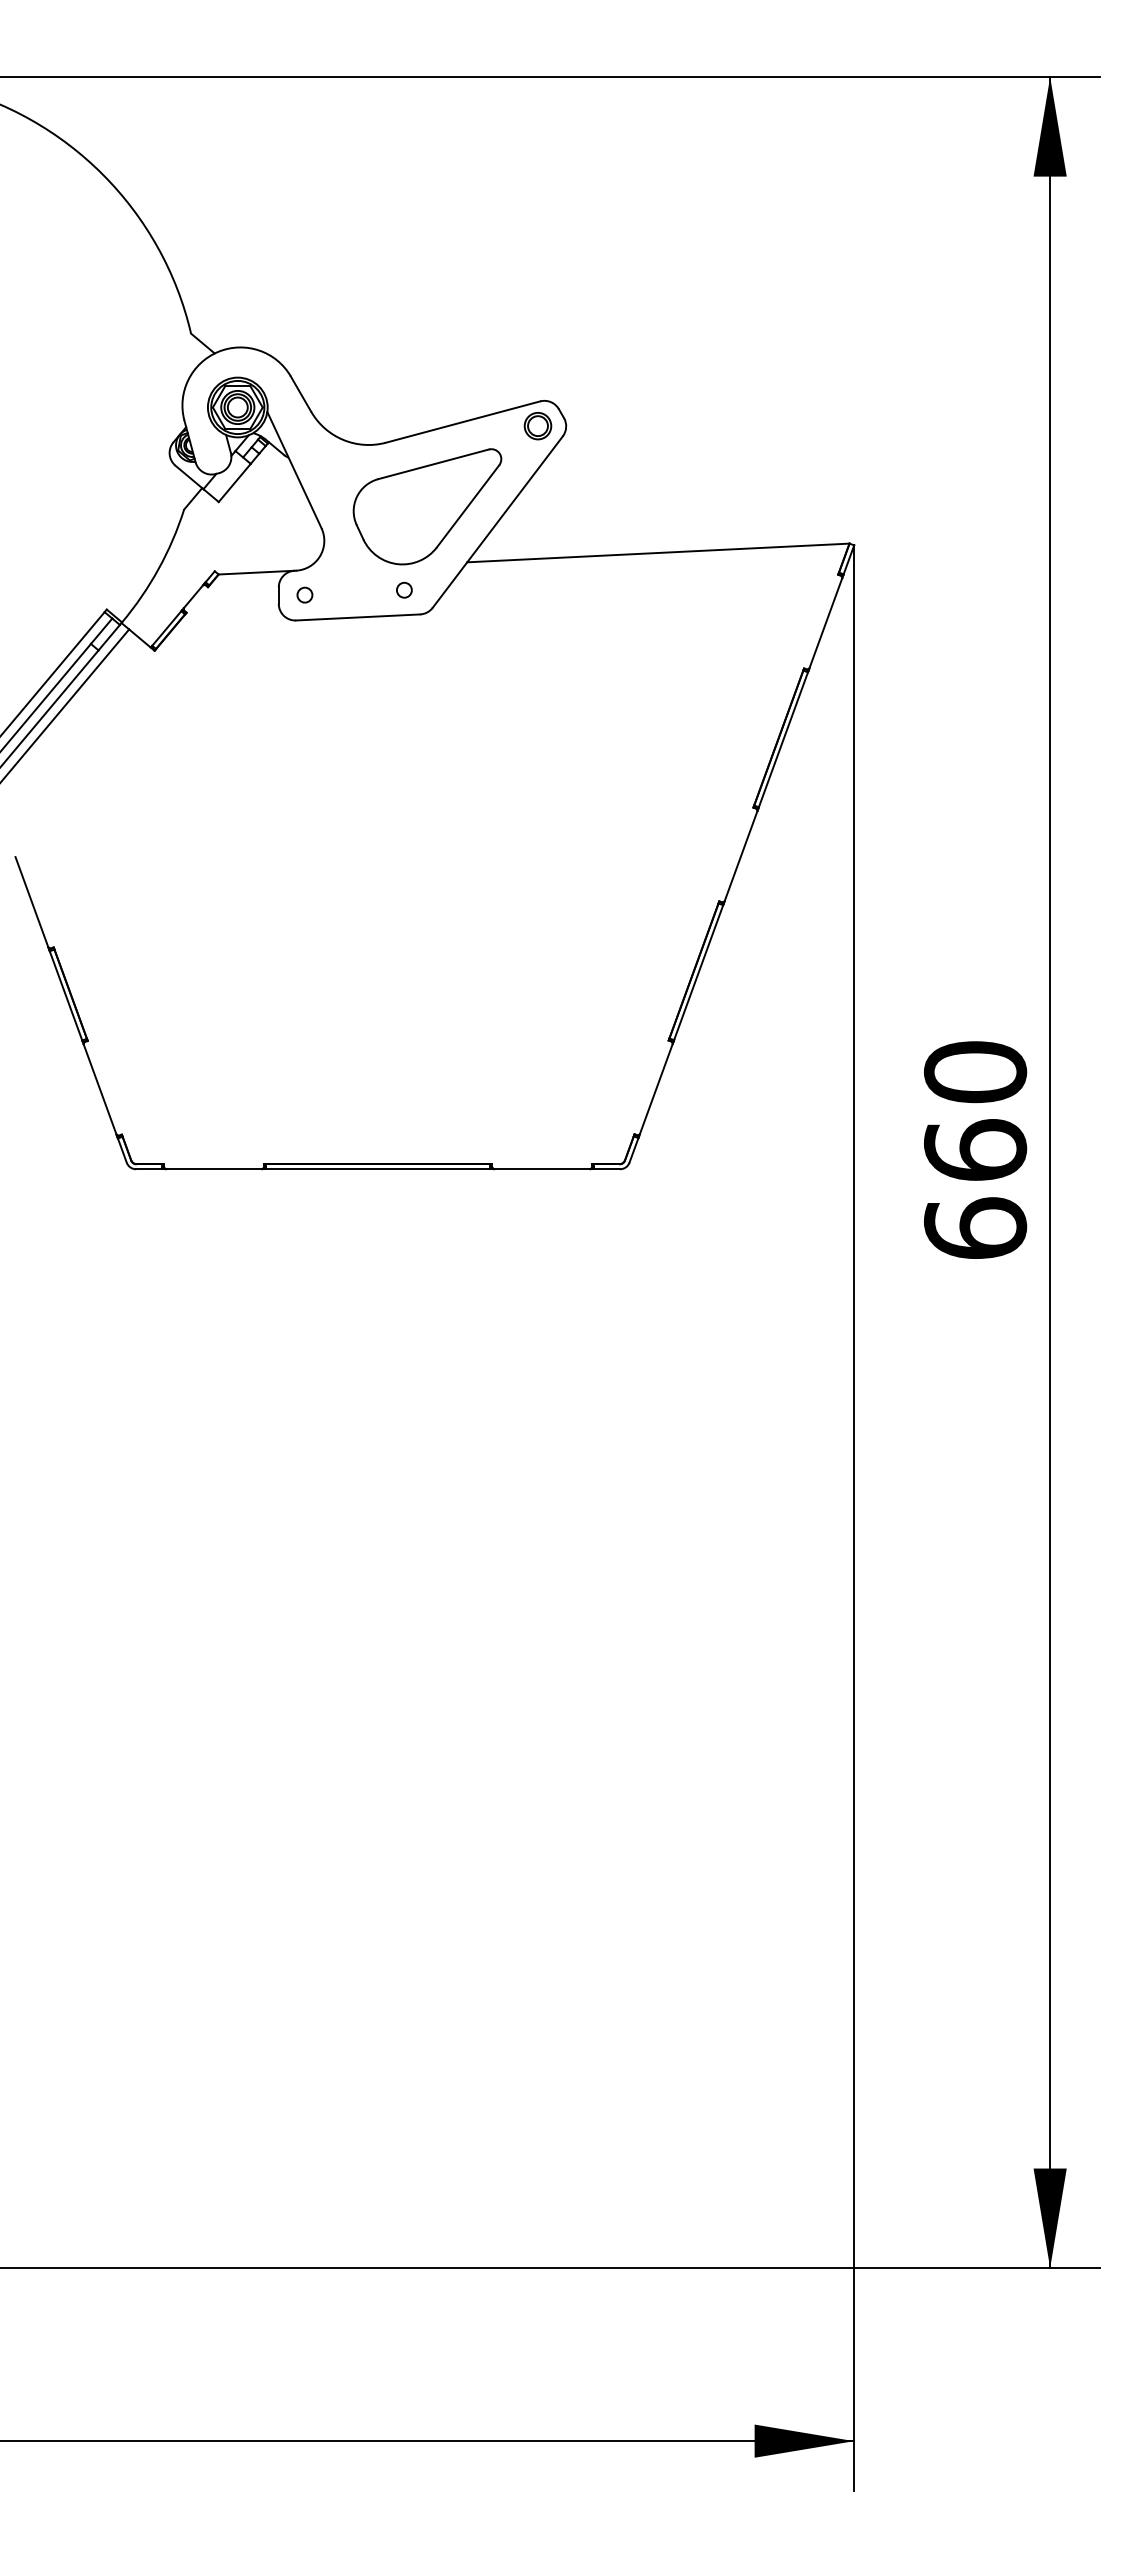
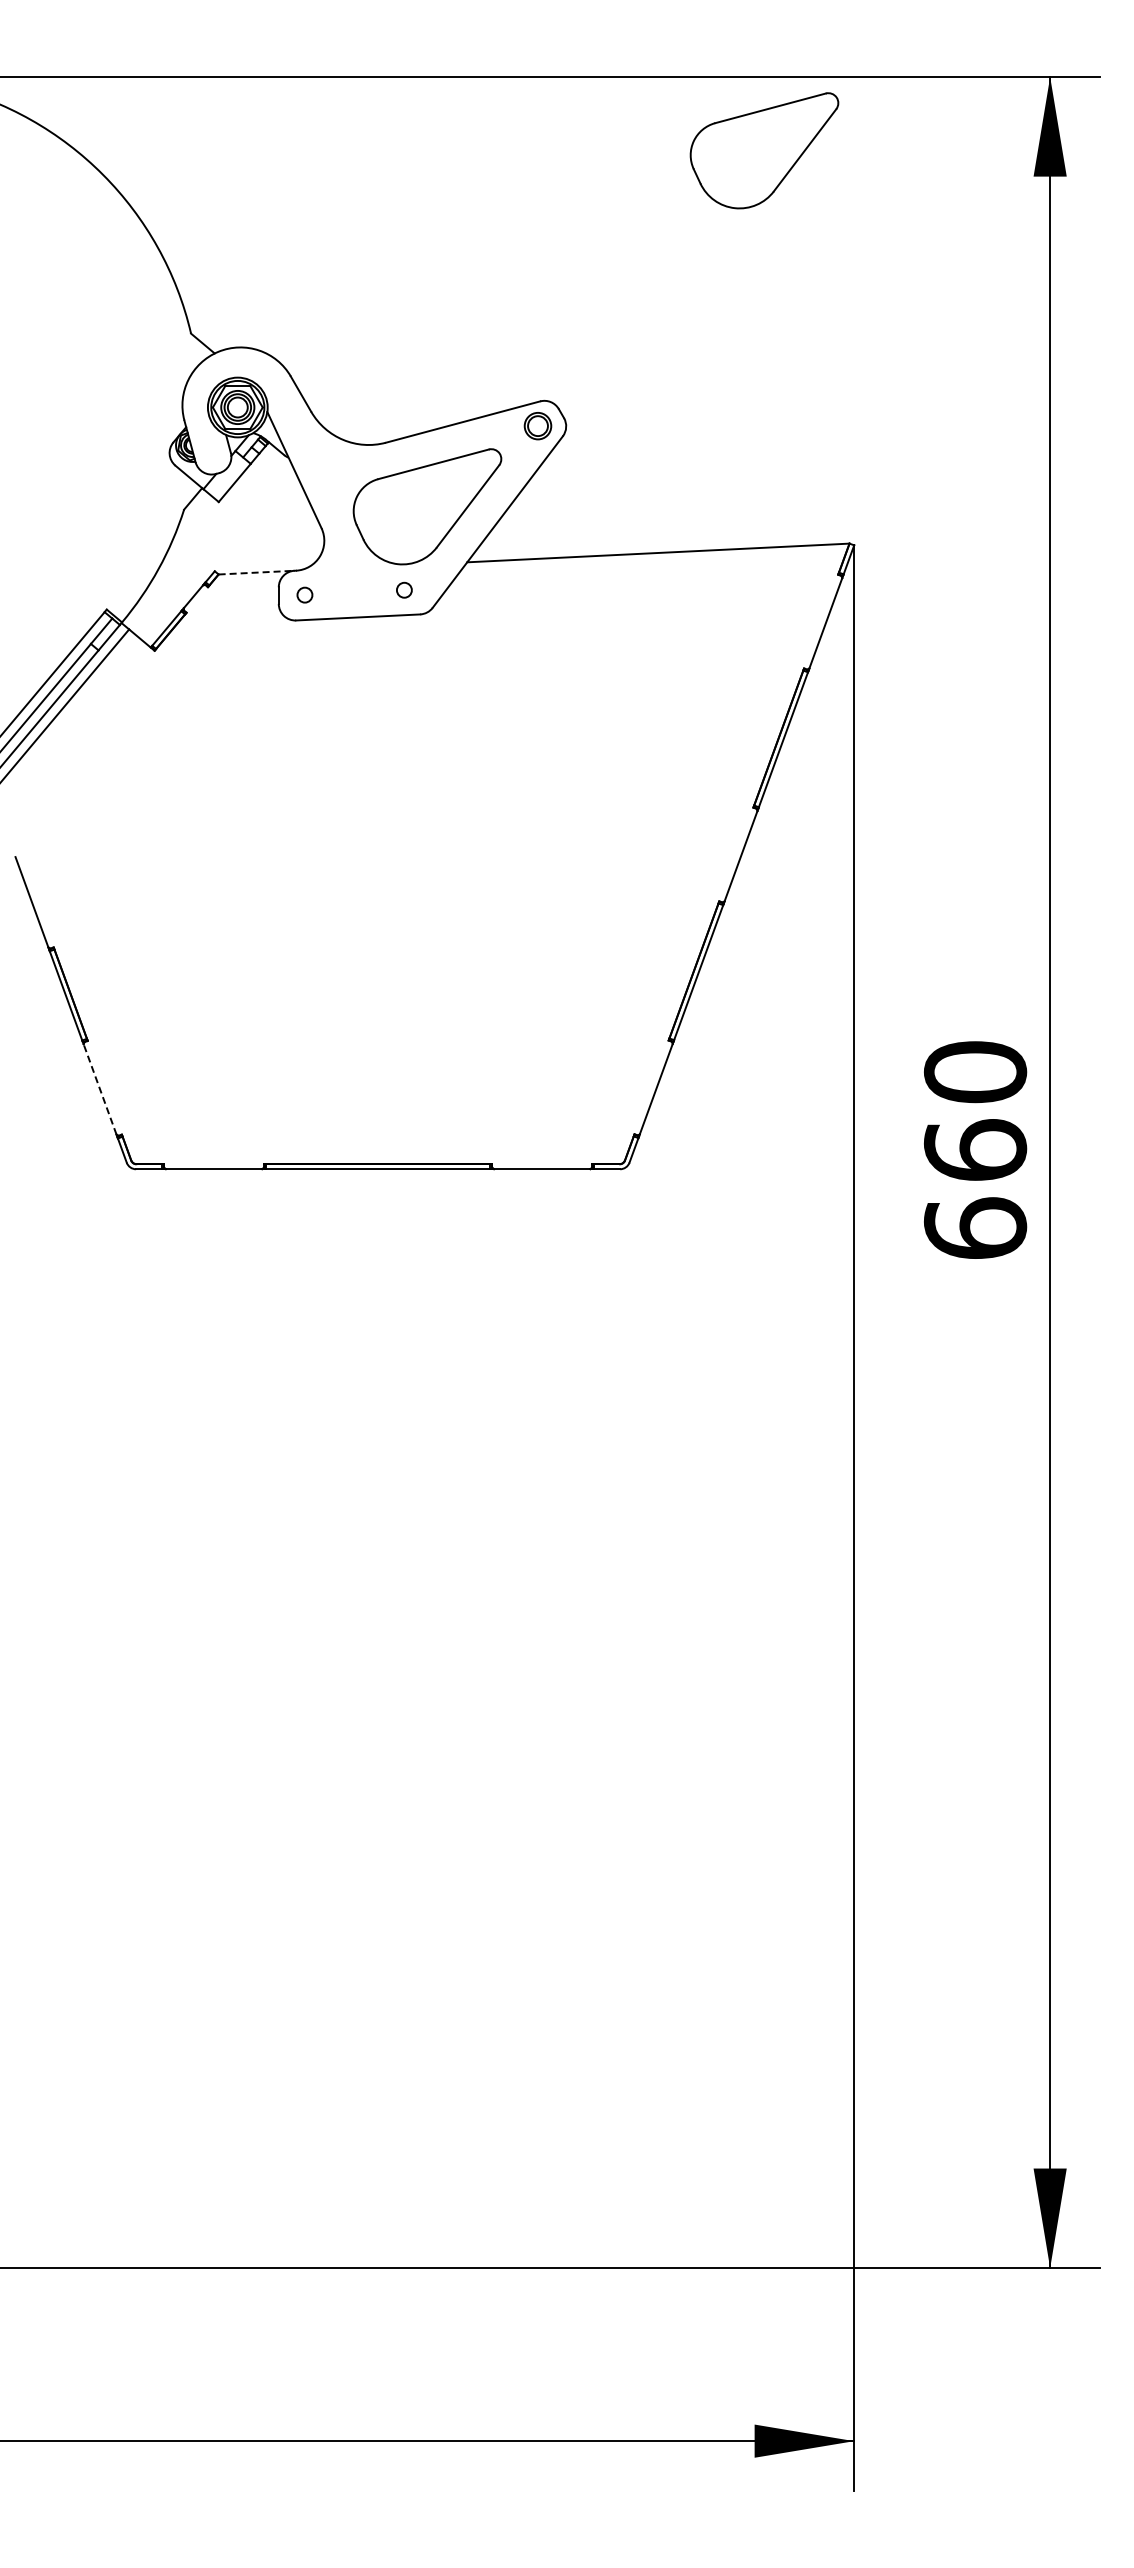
part: none -> present (764, 150)
line: solid -> dashed (257, 572)
line: solid -> dashed (99, 1089)
